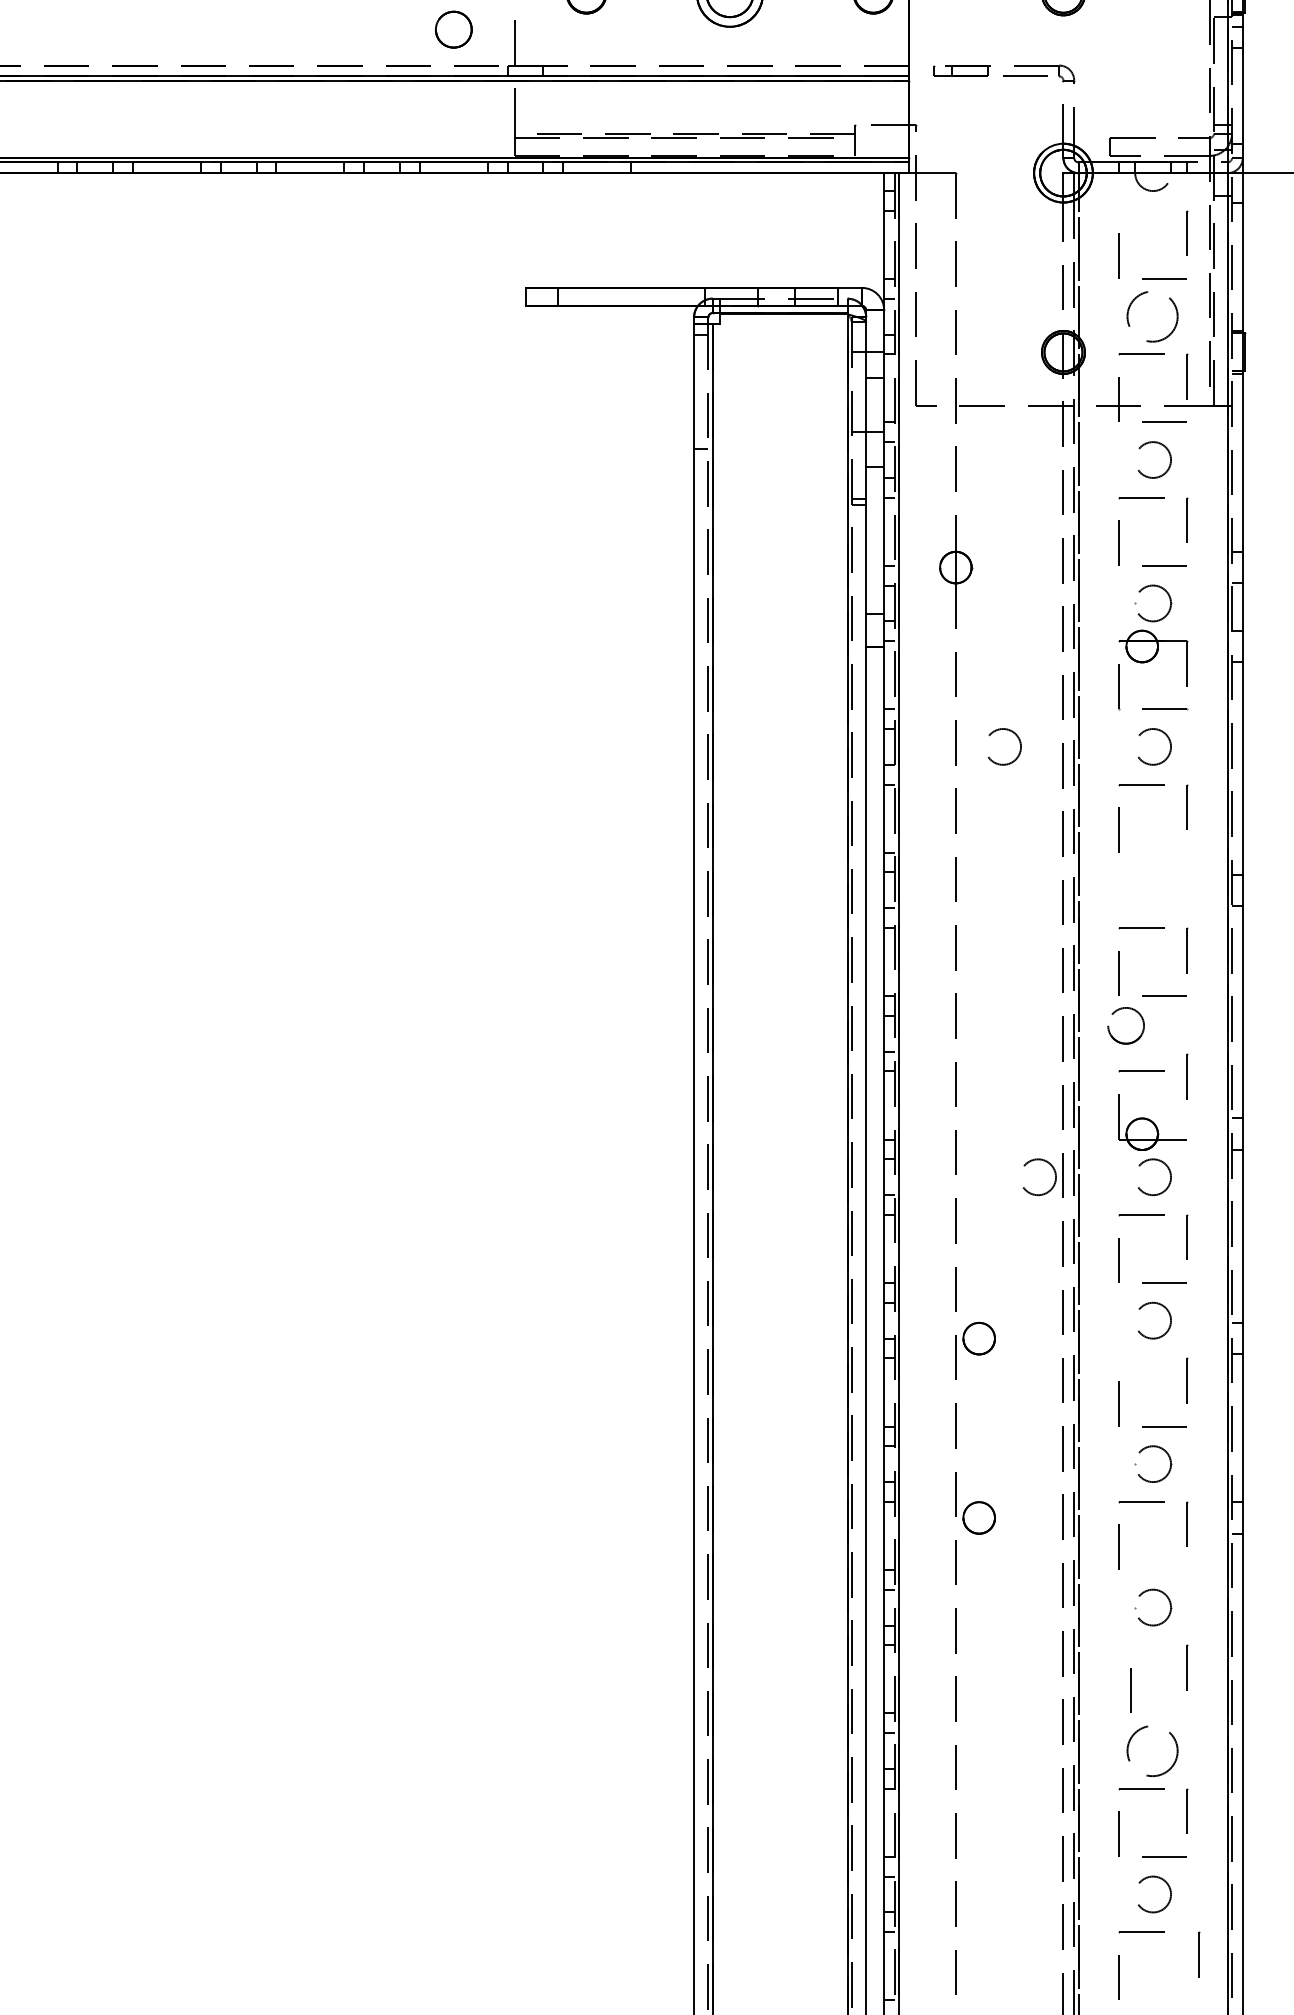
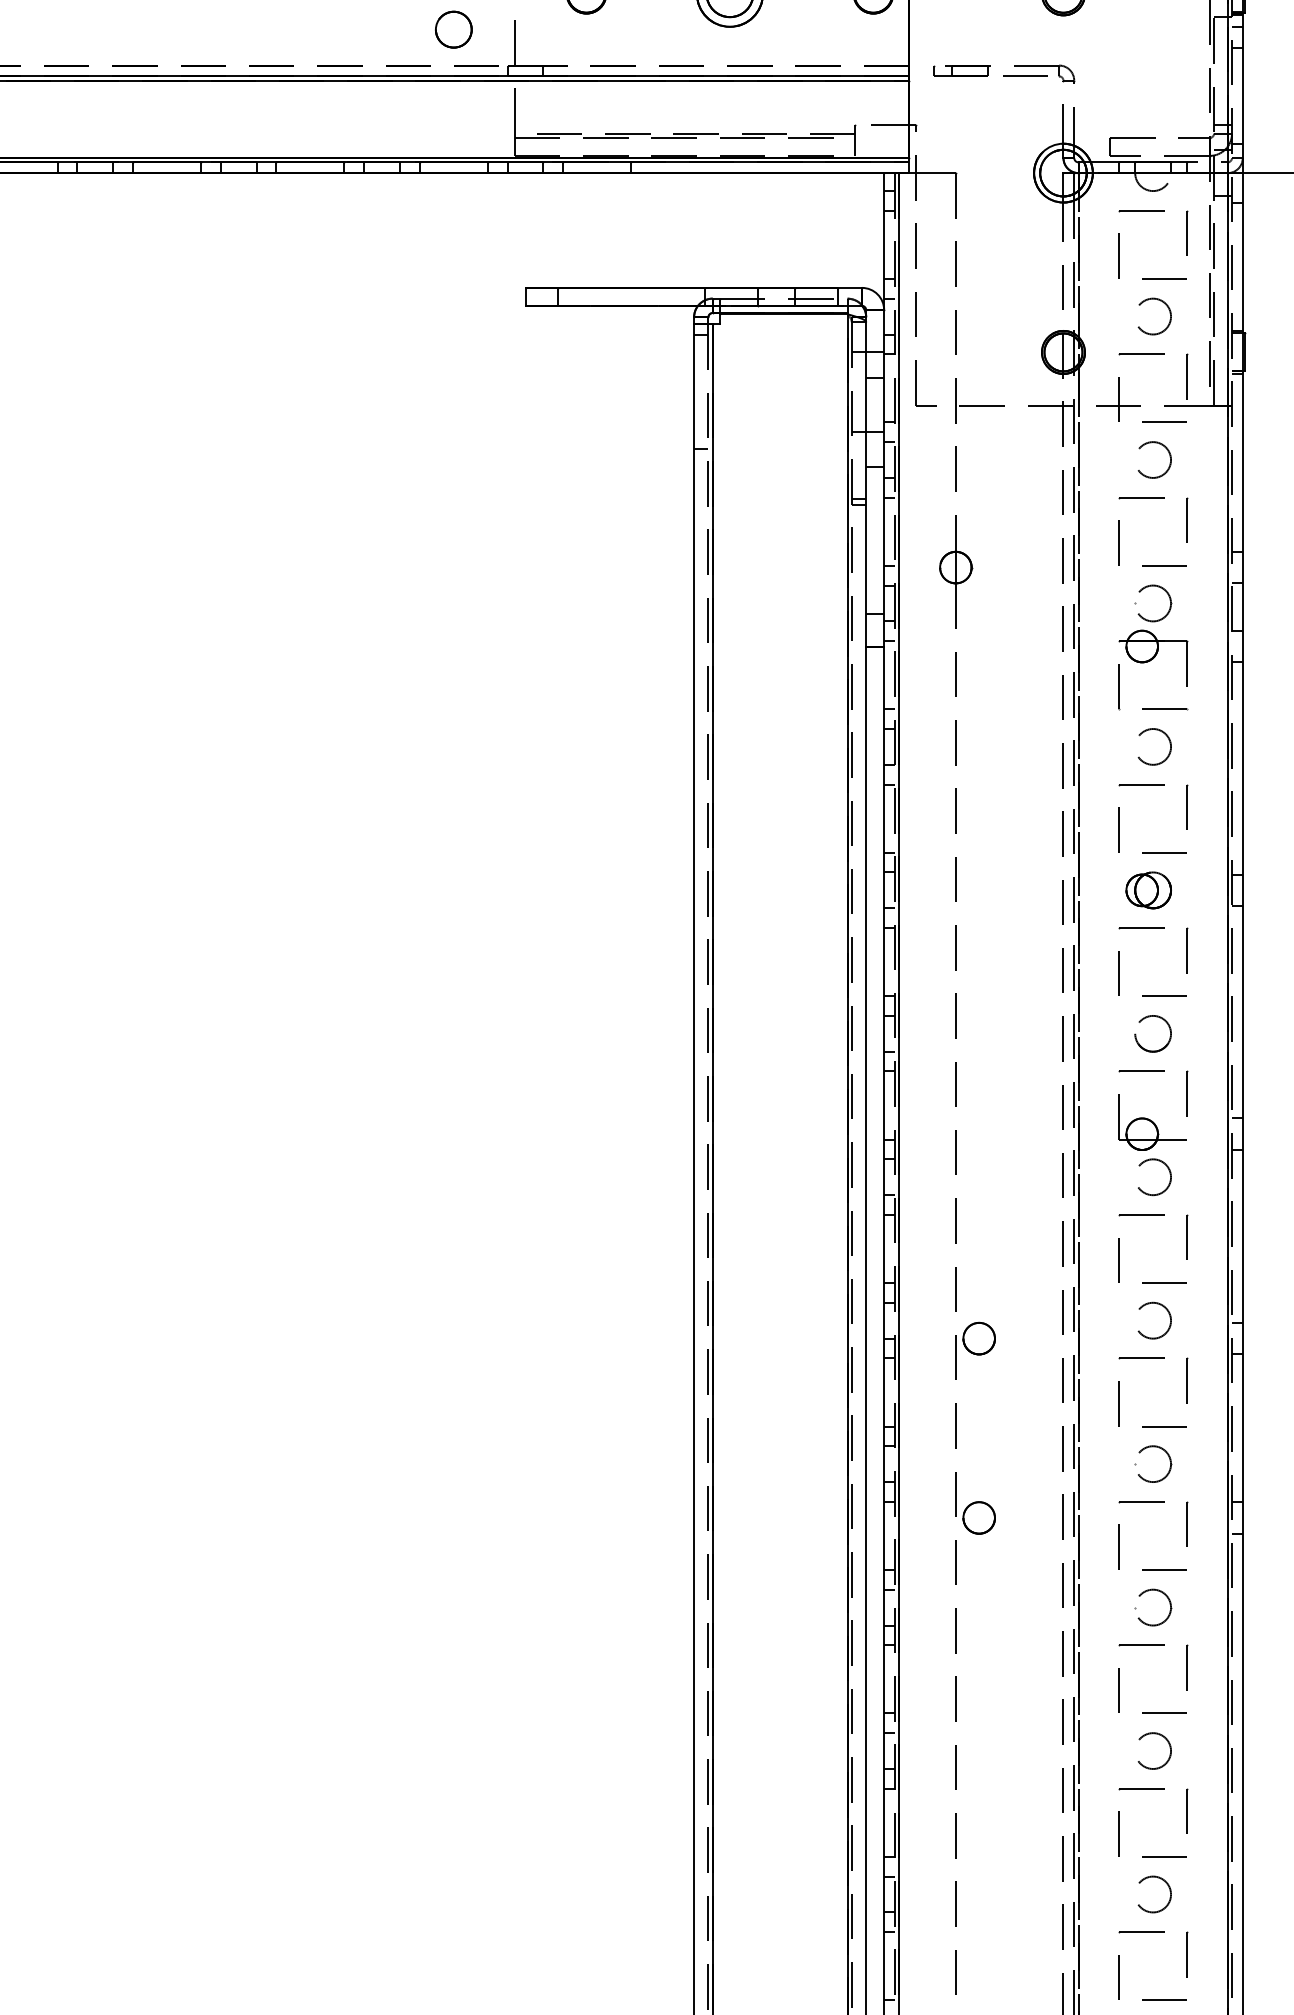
line: none -> present (1141, 211)
circle size: 53x52 px -> 35x39 px (1154, 316)
circle: present -> none (1004, 746)
line: none -> present (1164, 852)
part: none -> present (1148, 890)
part position: (1109, 1026) -> (1136, 1034) (1136, 1034)
line position: (1187, 1076) -> (1187, 1093) (1187, 1093)
circle: present -> none (1039, 1177)
line: none -> present (1141, 1358)
line: none -> present (1164, 1569)
line: none -> present (1141, 1645)
line position: (1130, 1690) -> (1118, 1690) (1118, 1690)
line: none -> present (1164, 1712)
circle size: 53x53 px -> 35x38 px (1154, 1750)
line position: (1199, 1954) -> (1187, 1954) (1187, 1954)
line: none -> present (1164, 1999)
